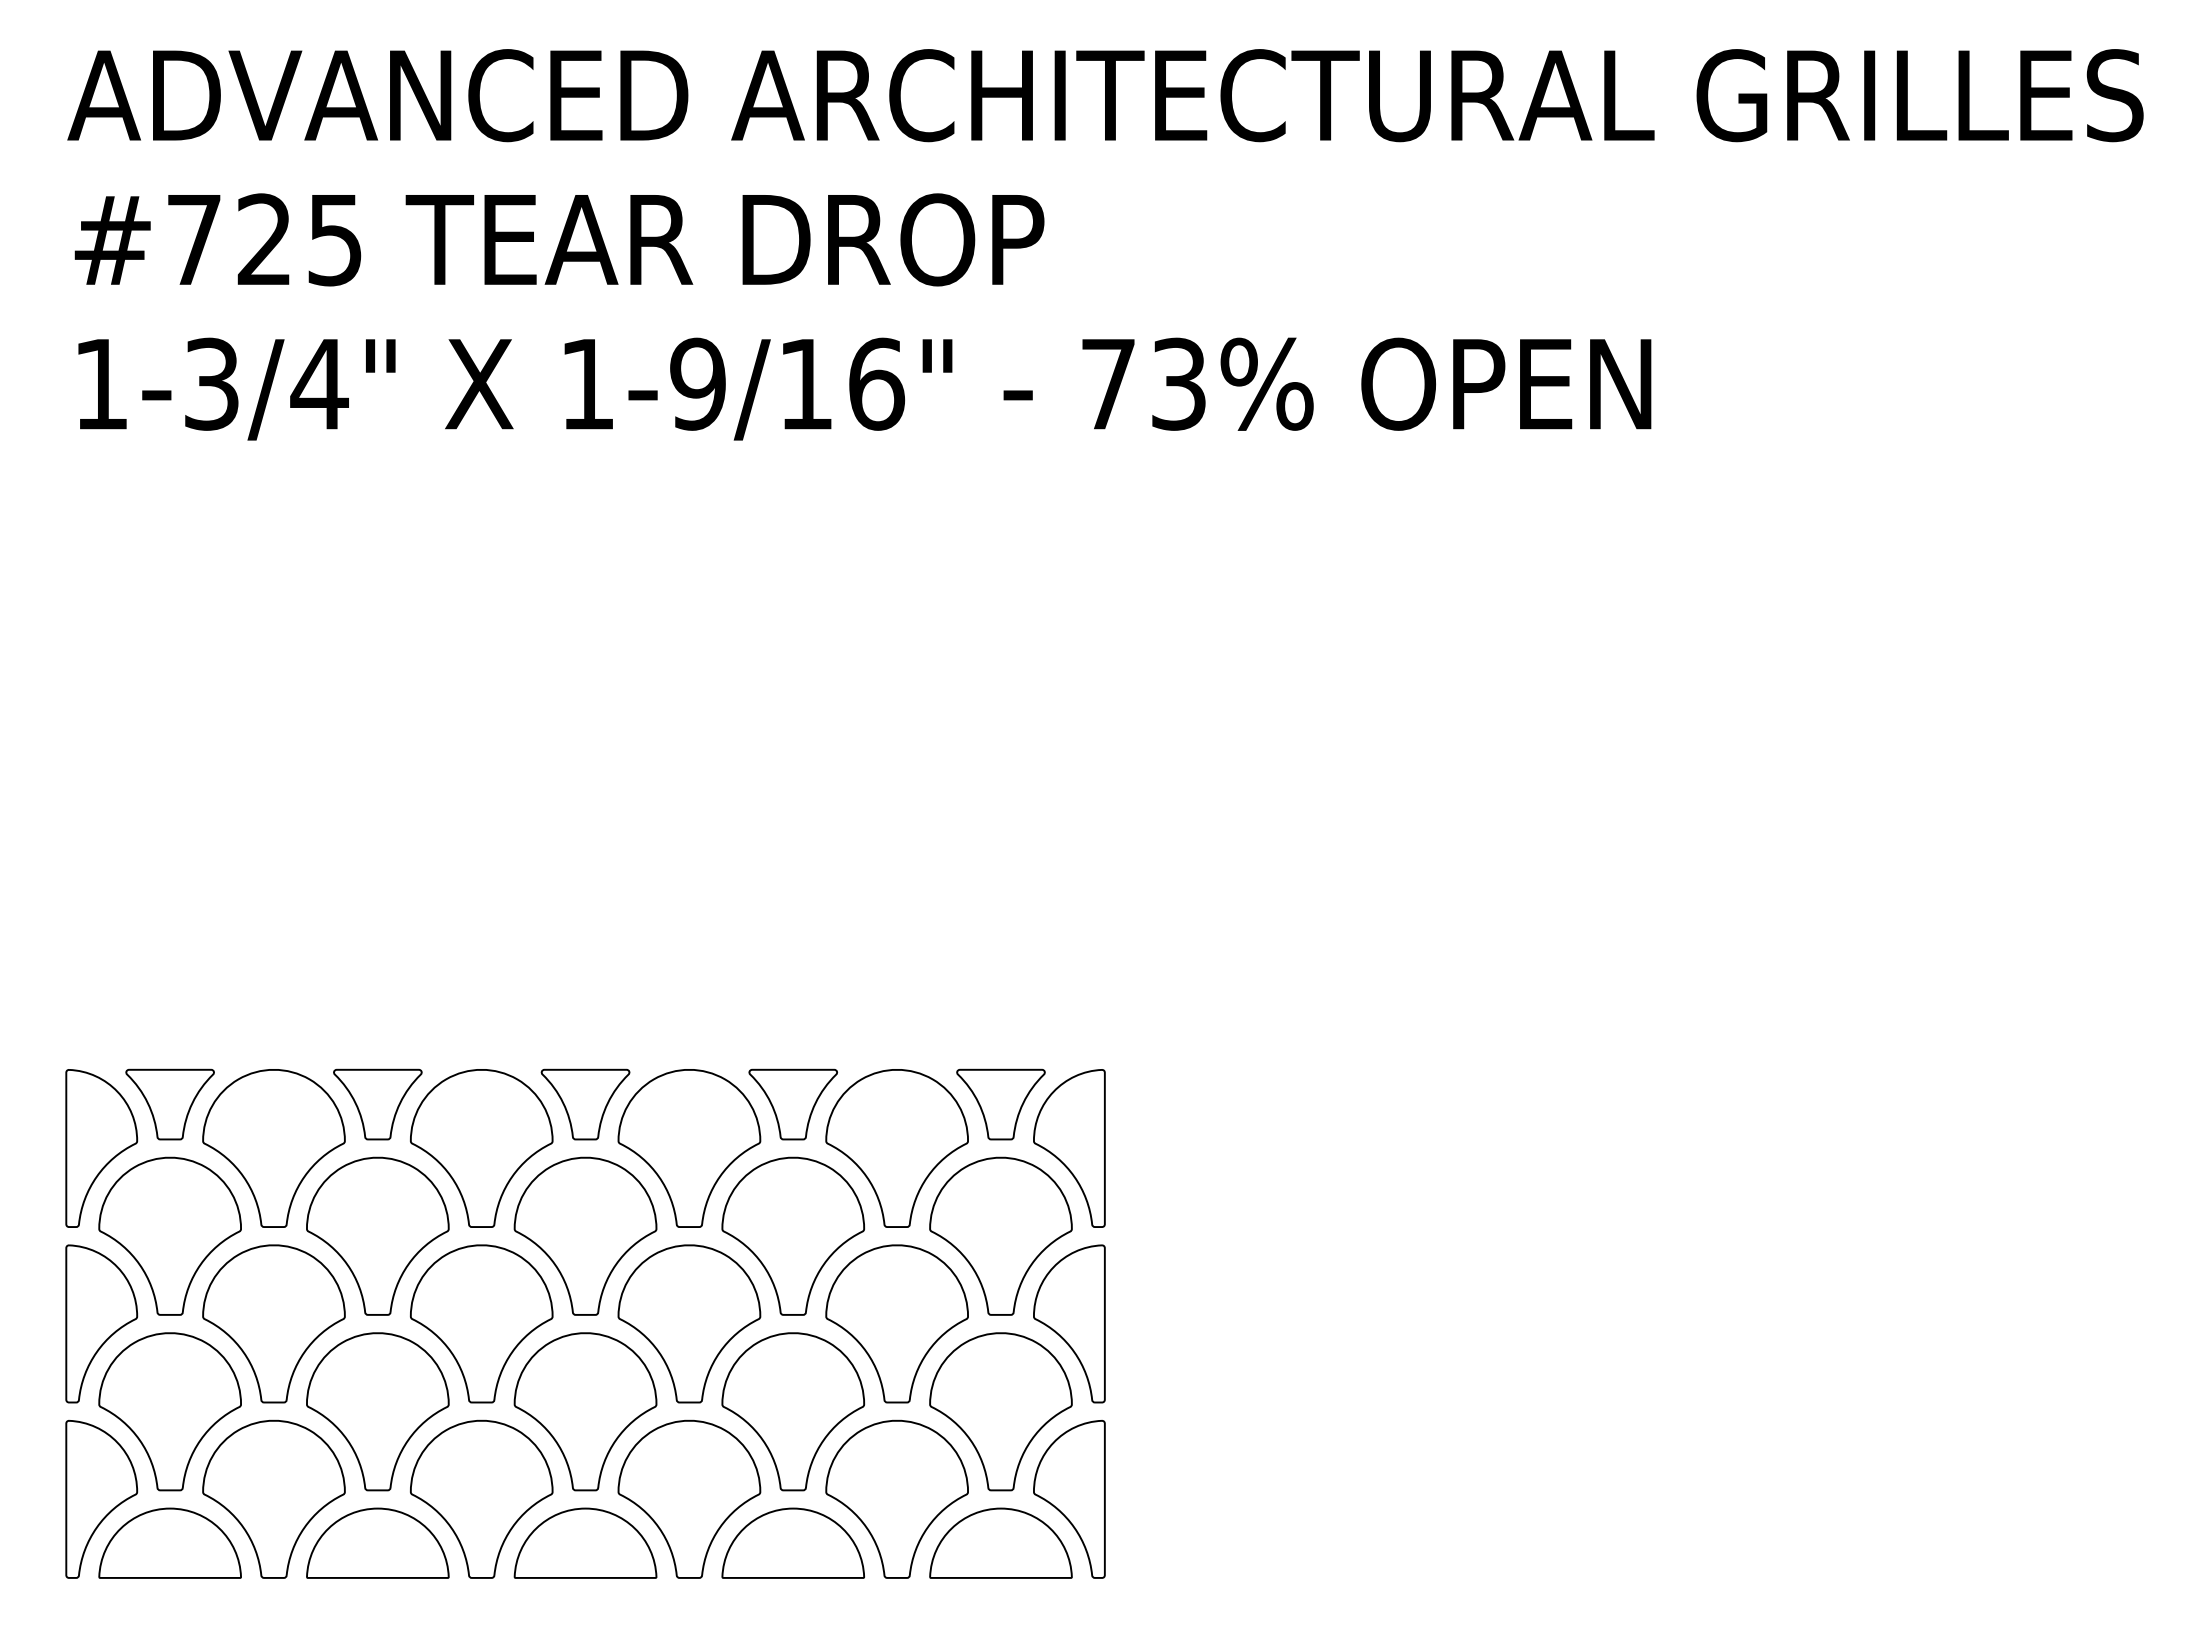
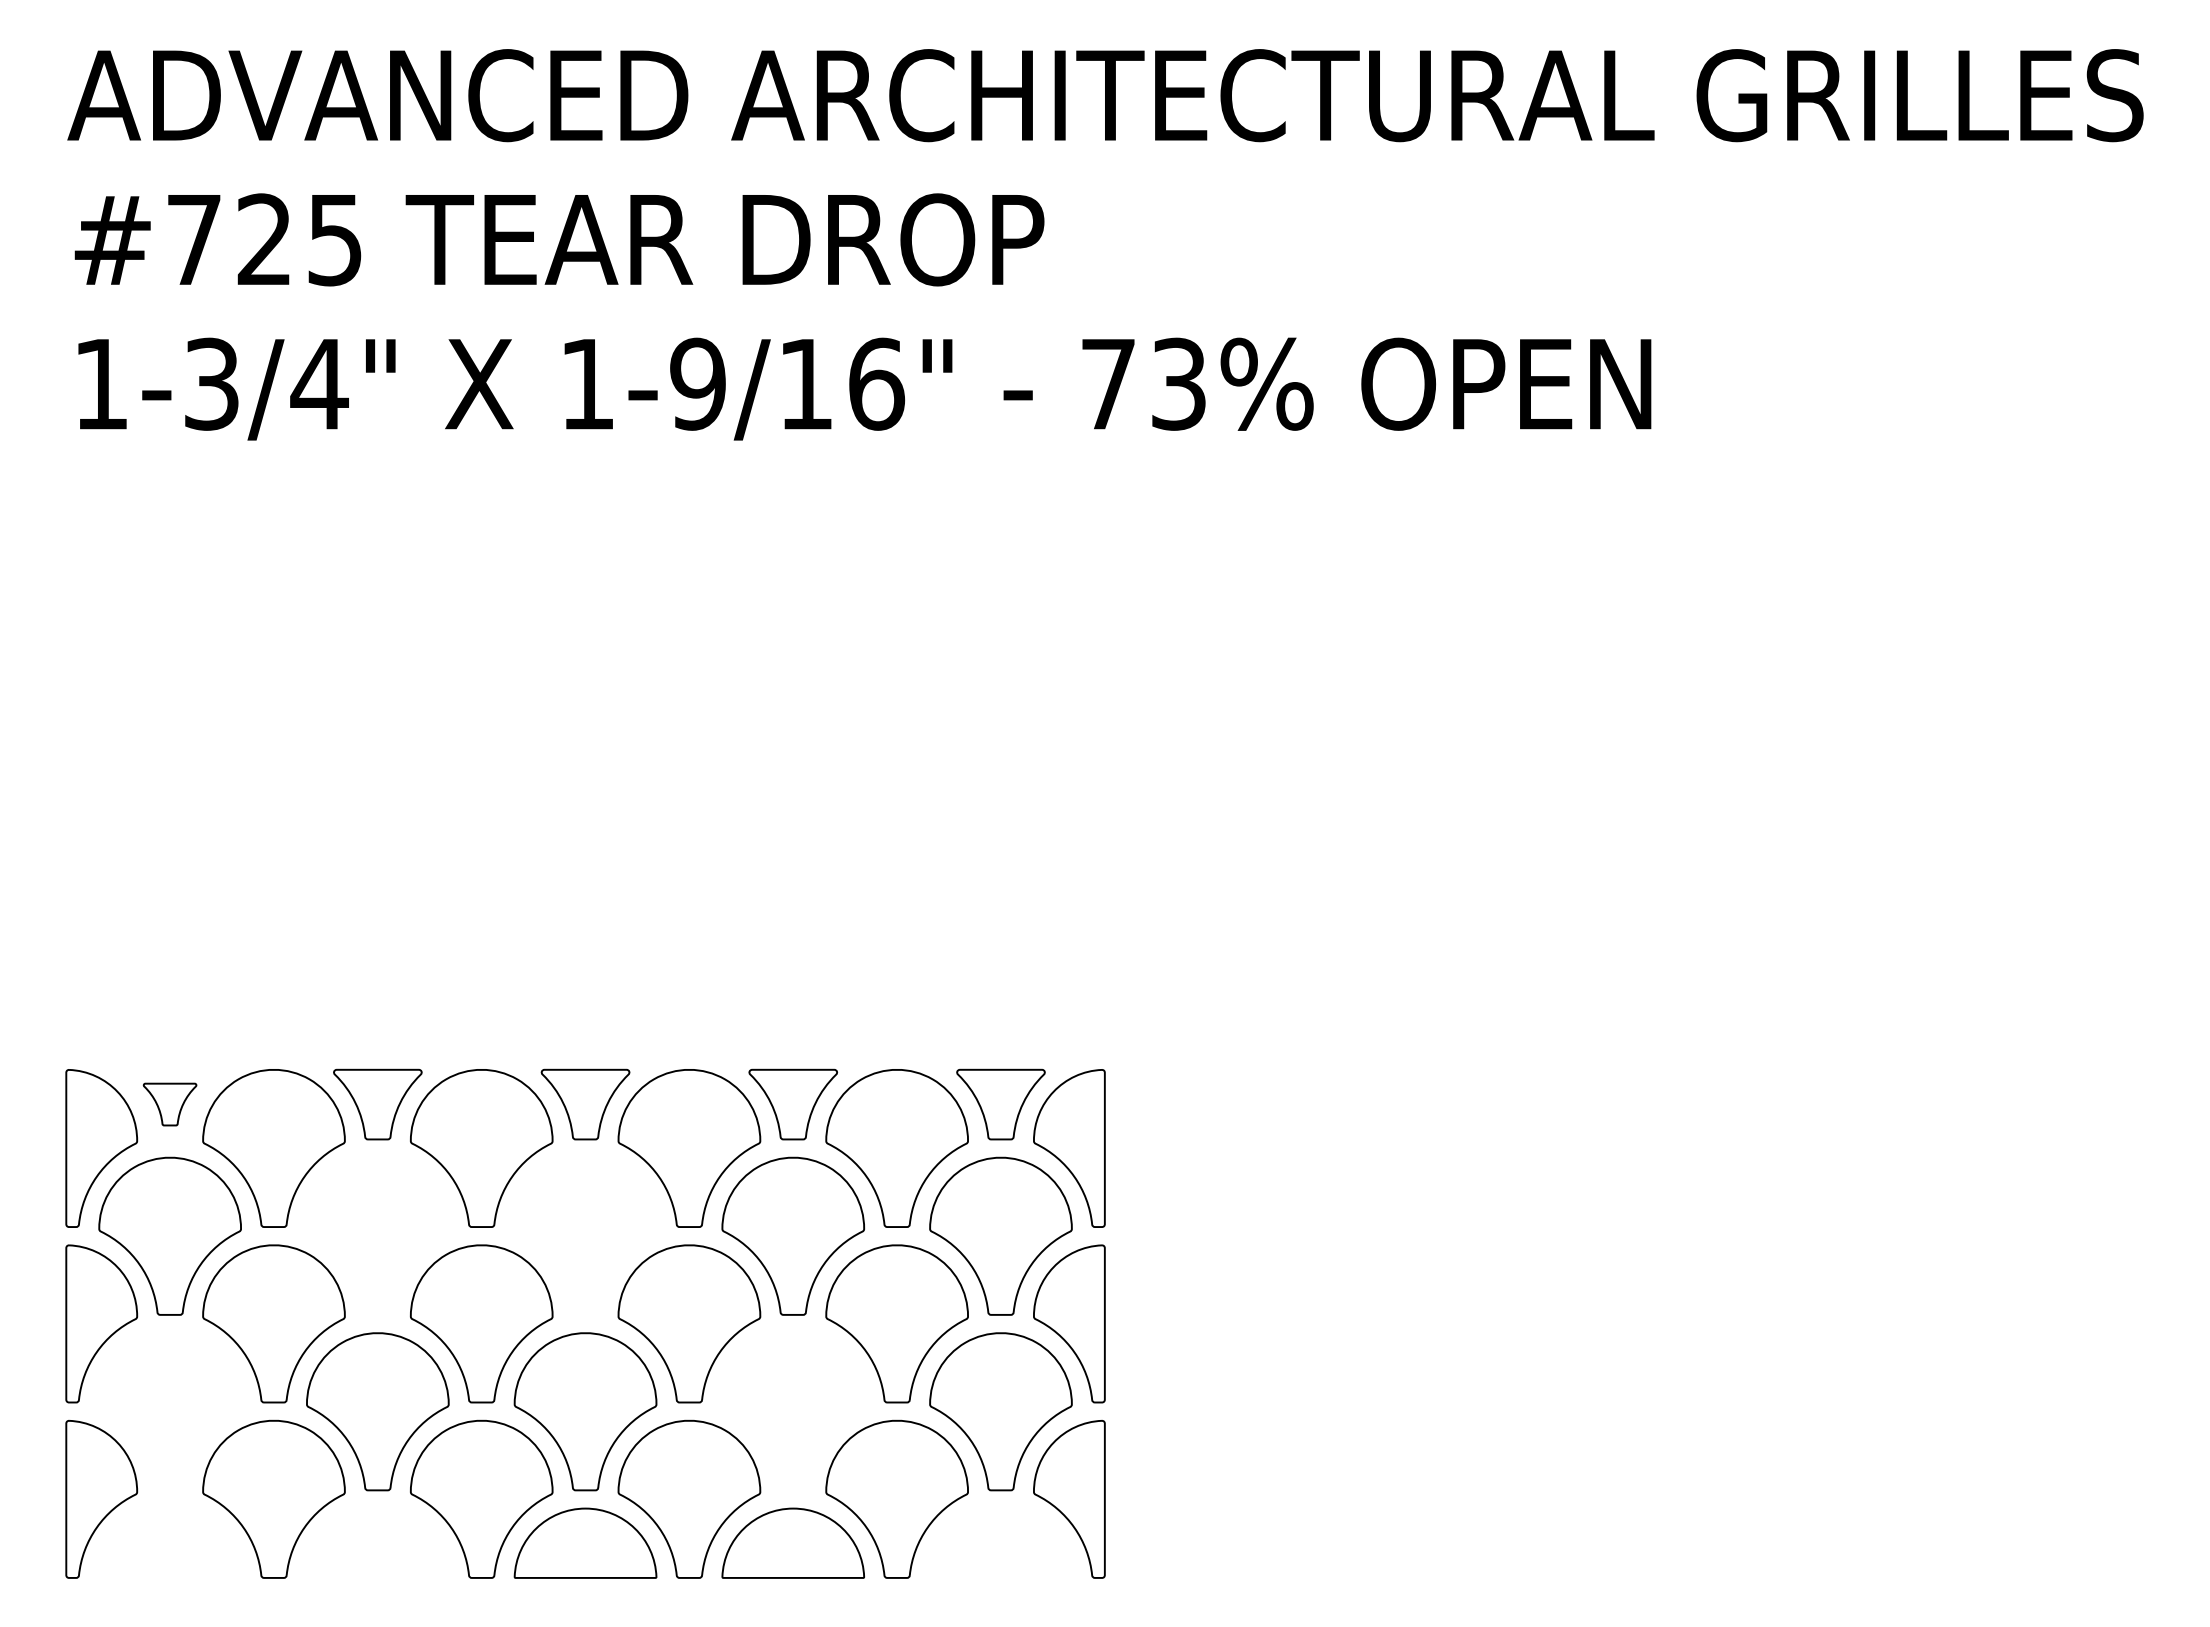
part size: 90x73 px -> 56x45 px (169, 1104)
part: present -> none (377, 1235)
part: present -> none (585, 1235)
part: present -> none (169, 1411)
part: present -> none (793, 1411)
part: present -> none (169, 1542)
part: present -> none (377, 1542)
part: present -> none (1000, 1542)
